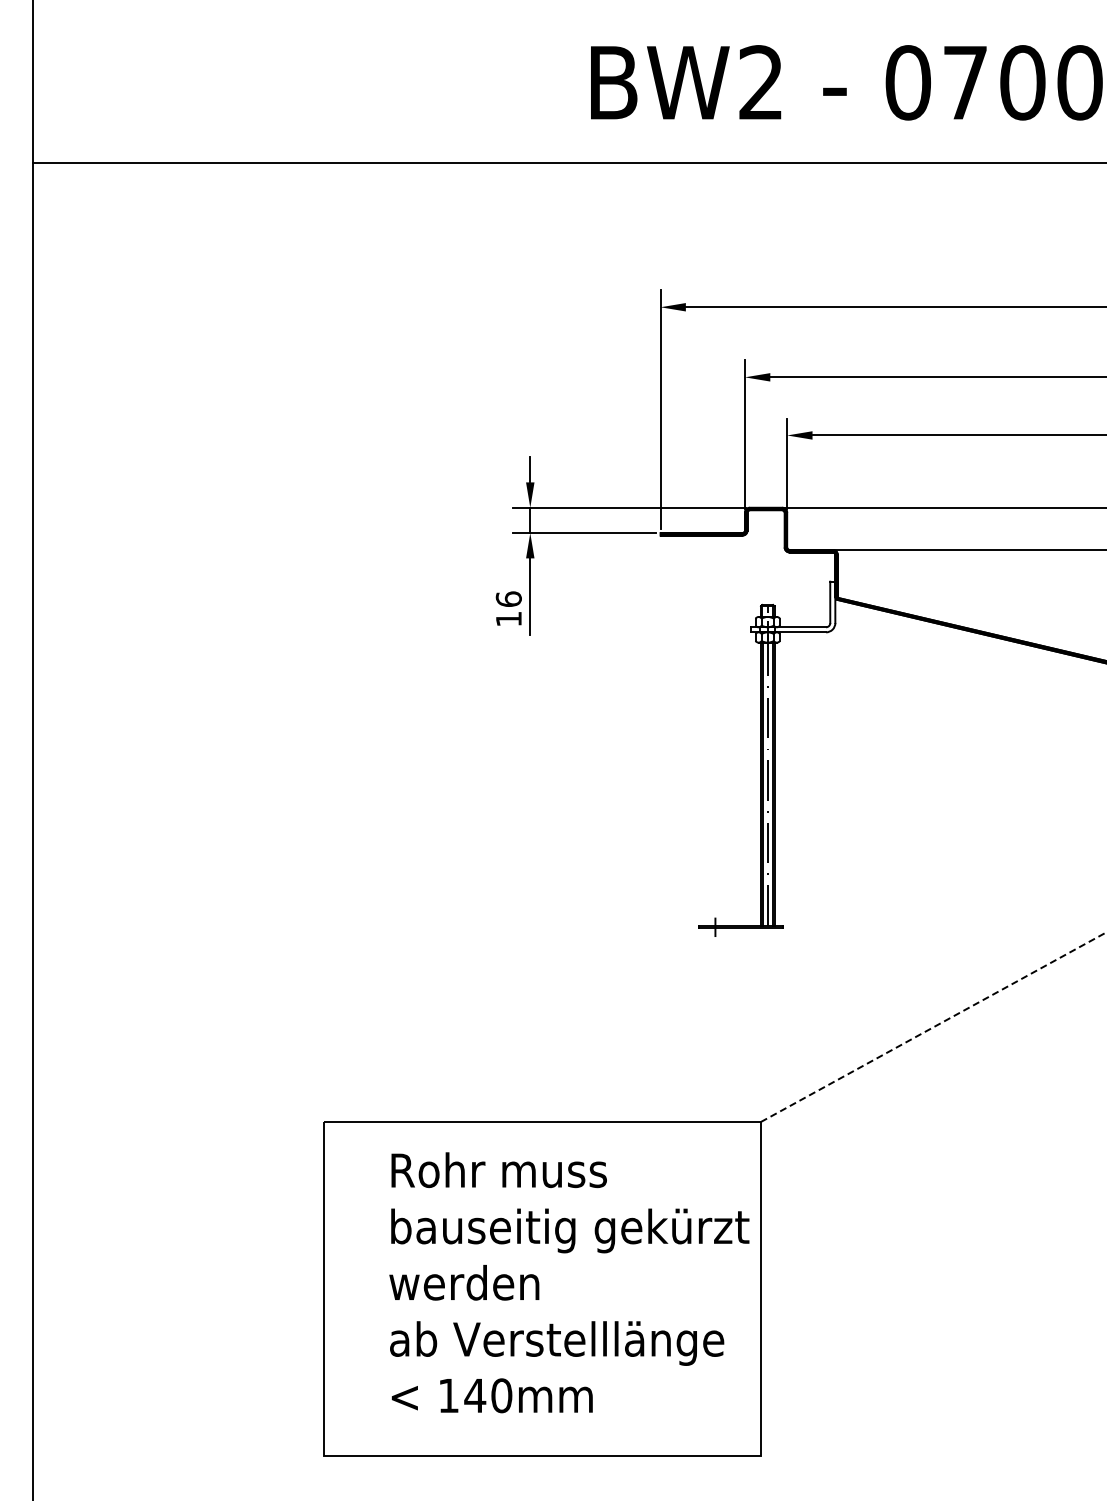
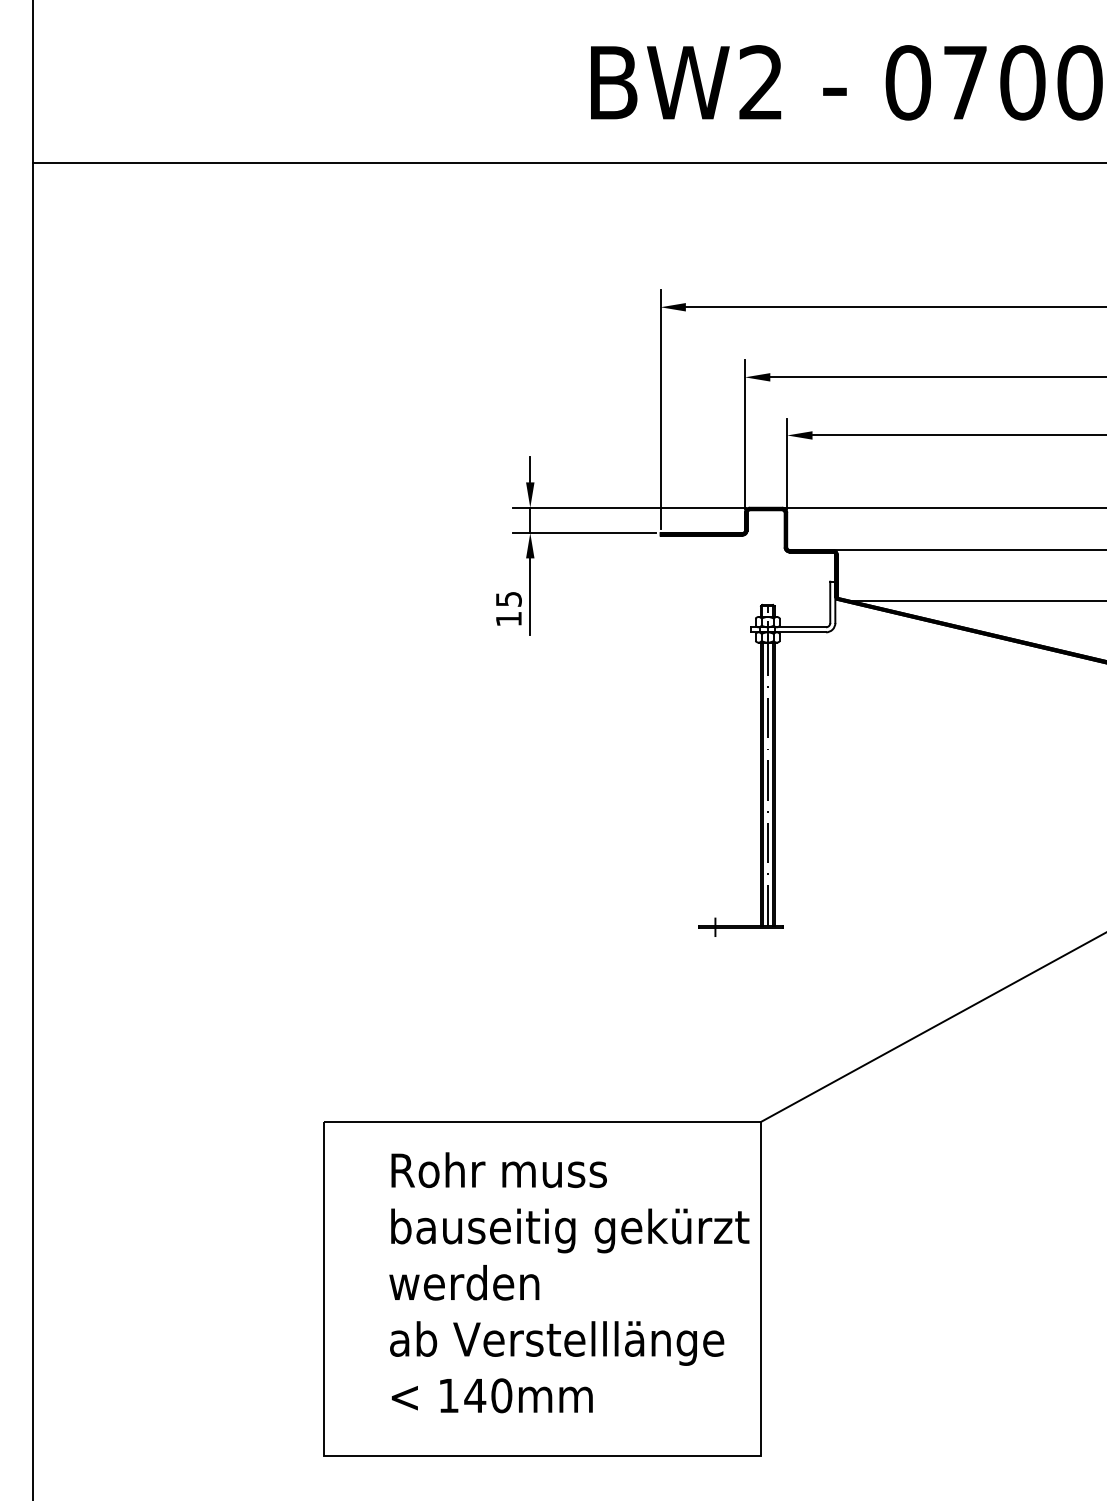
text: 16 -> 15 (508, 598)
line: none -> present (976, 600)
line: dashed -> solid (934, 1026)
